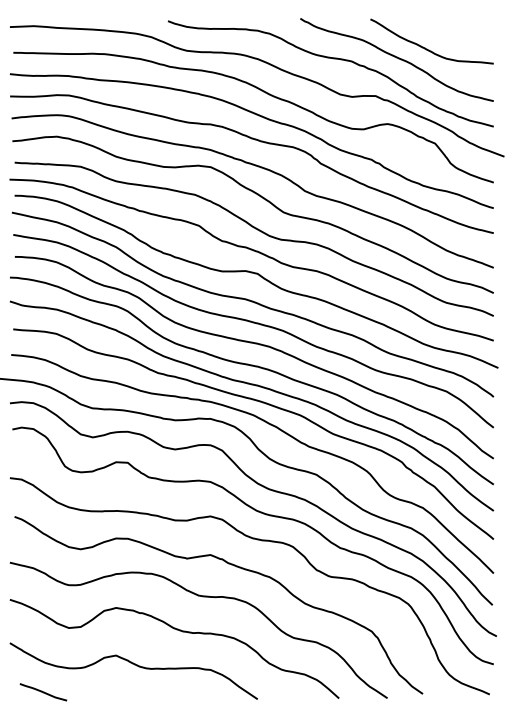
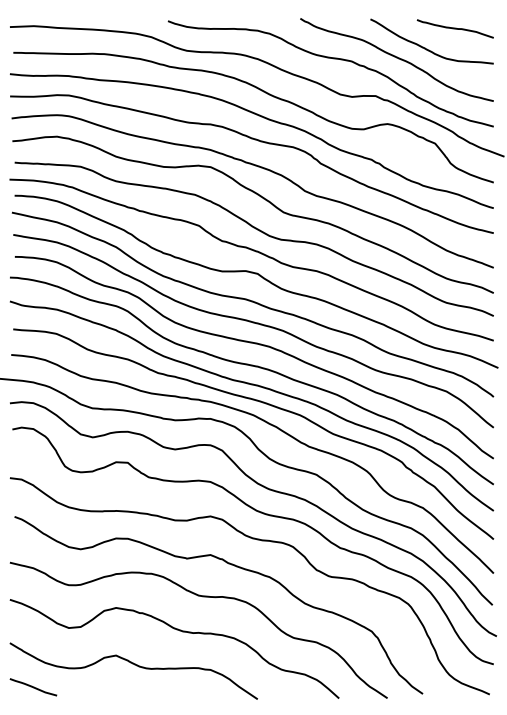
curve: none -> present (454, 28)
line position: (43, 692) -> (33, 687) (33, 687)
